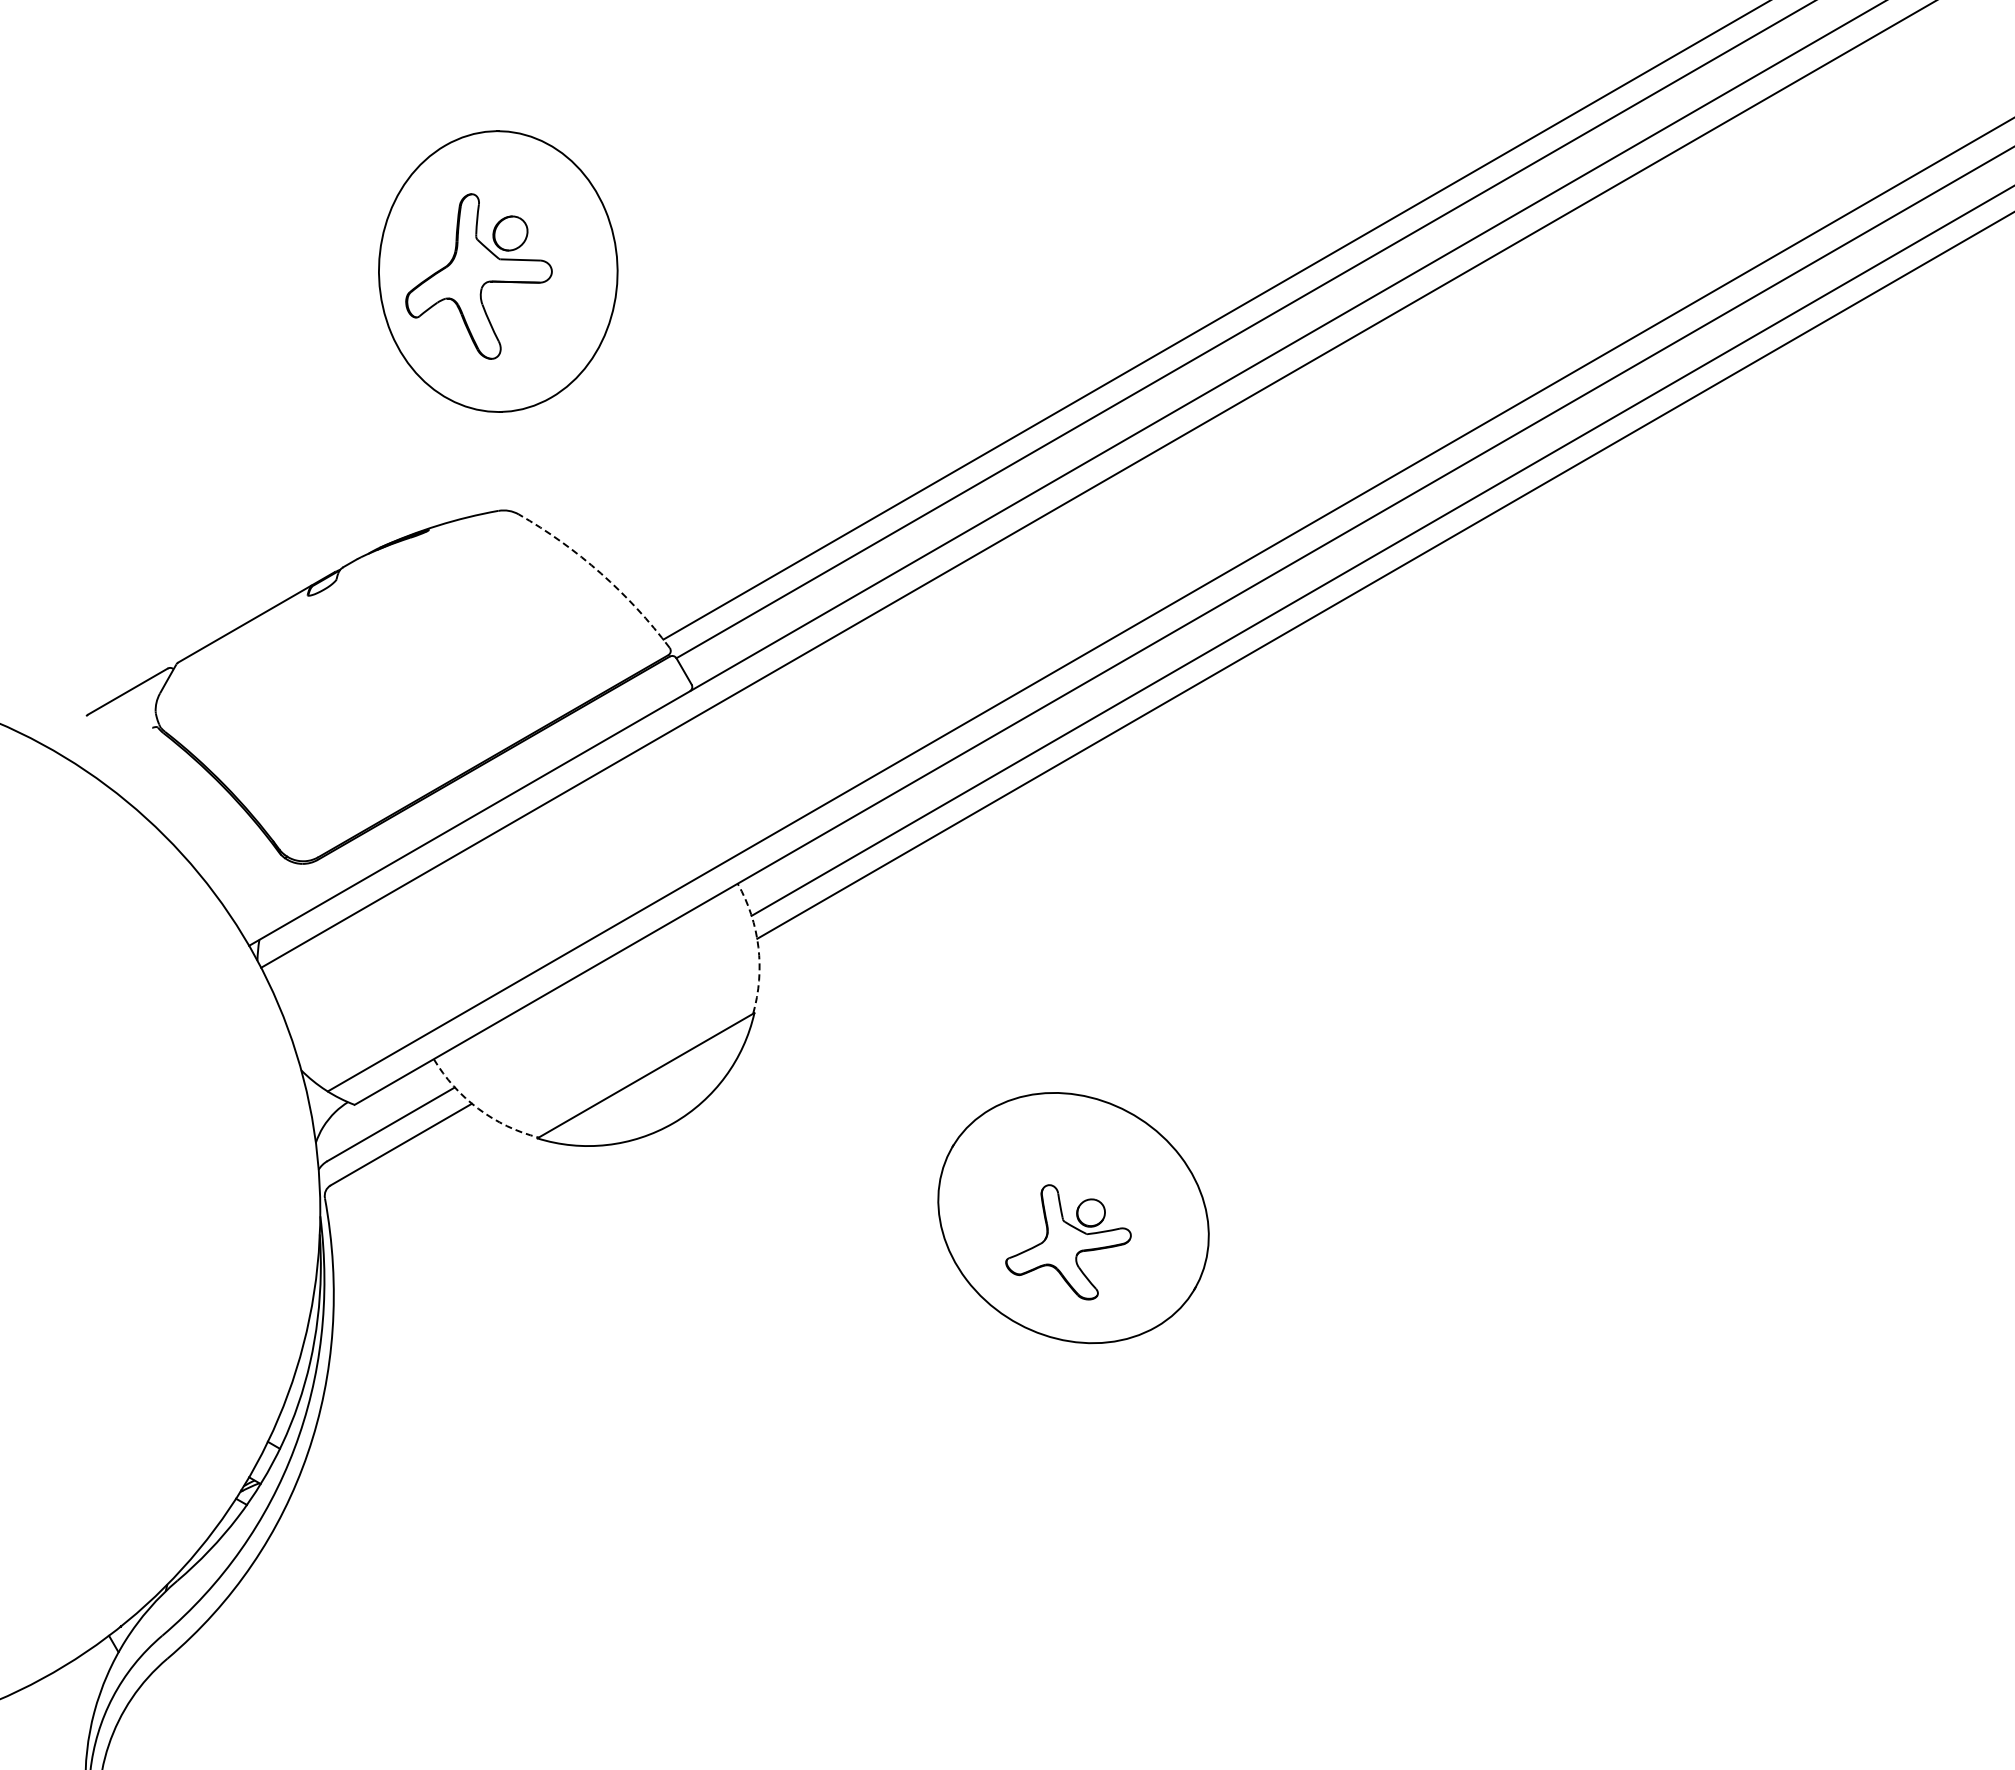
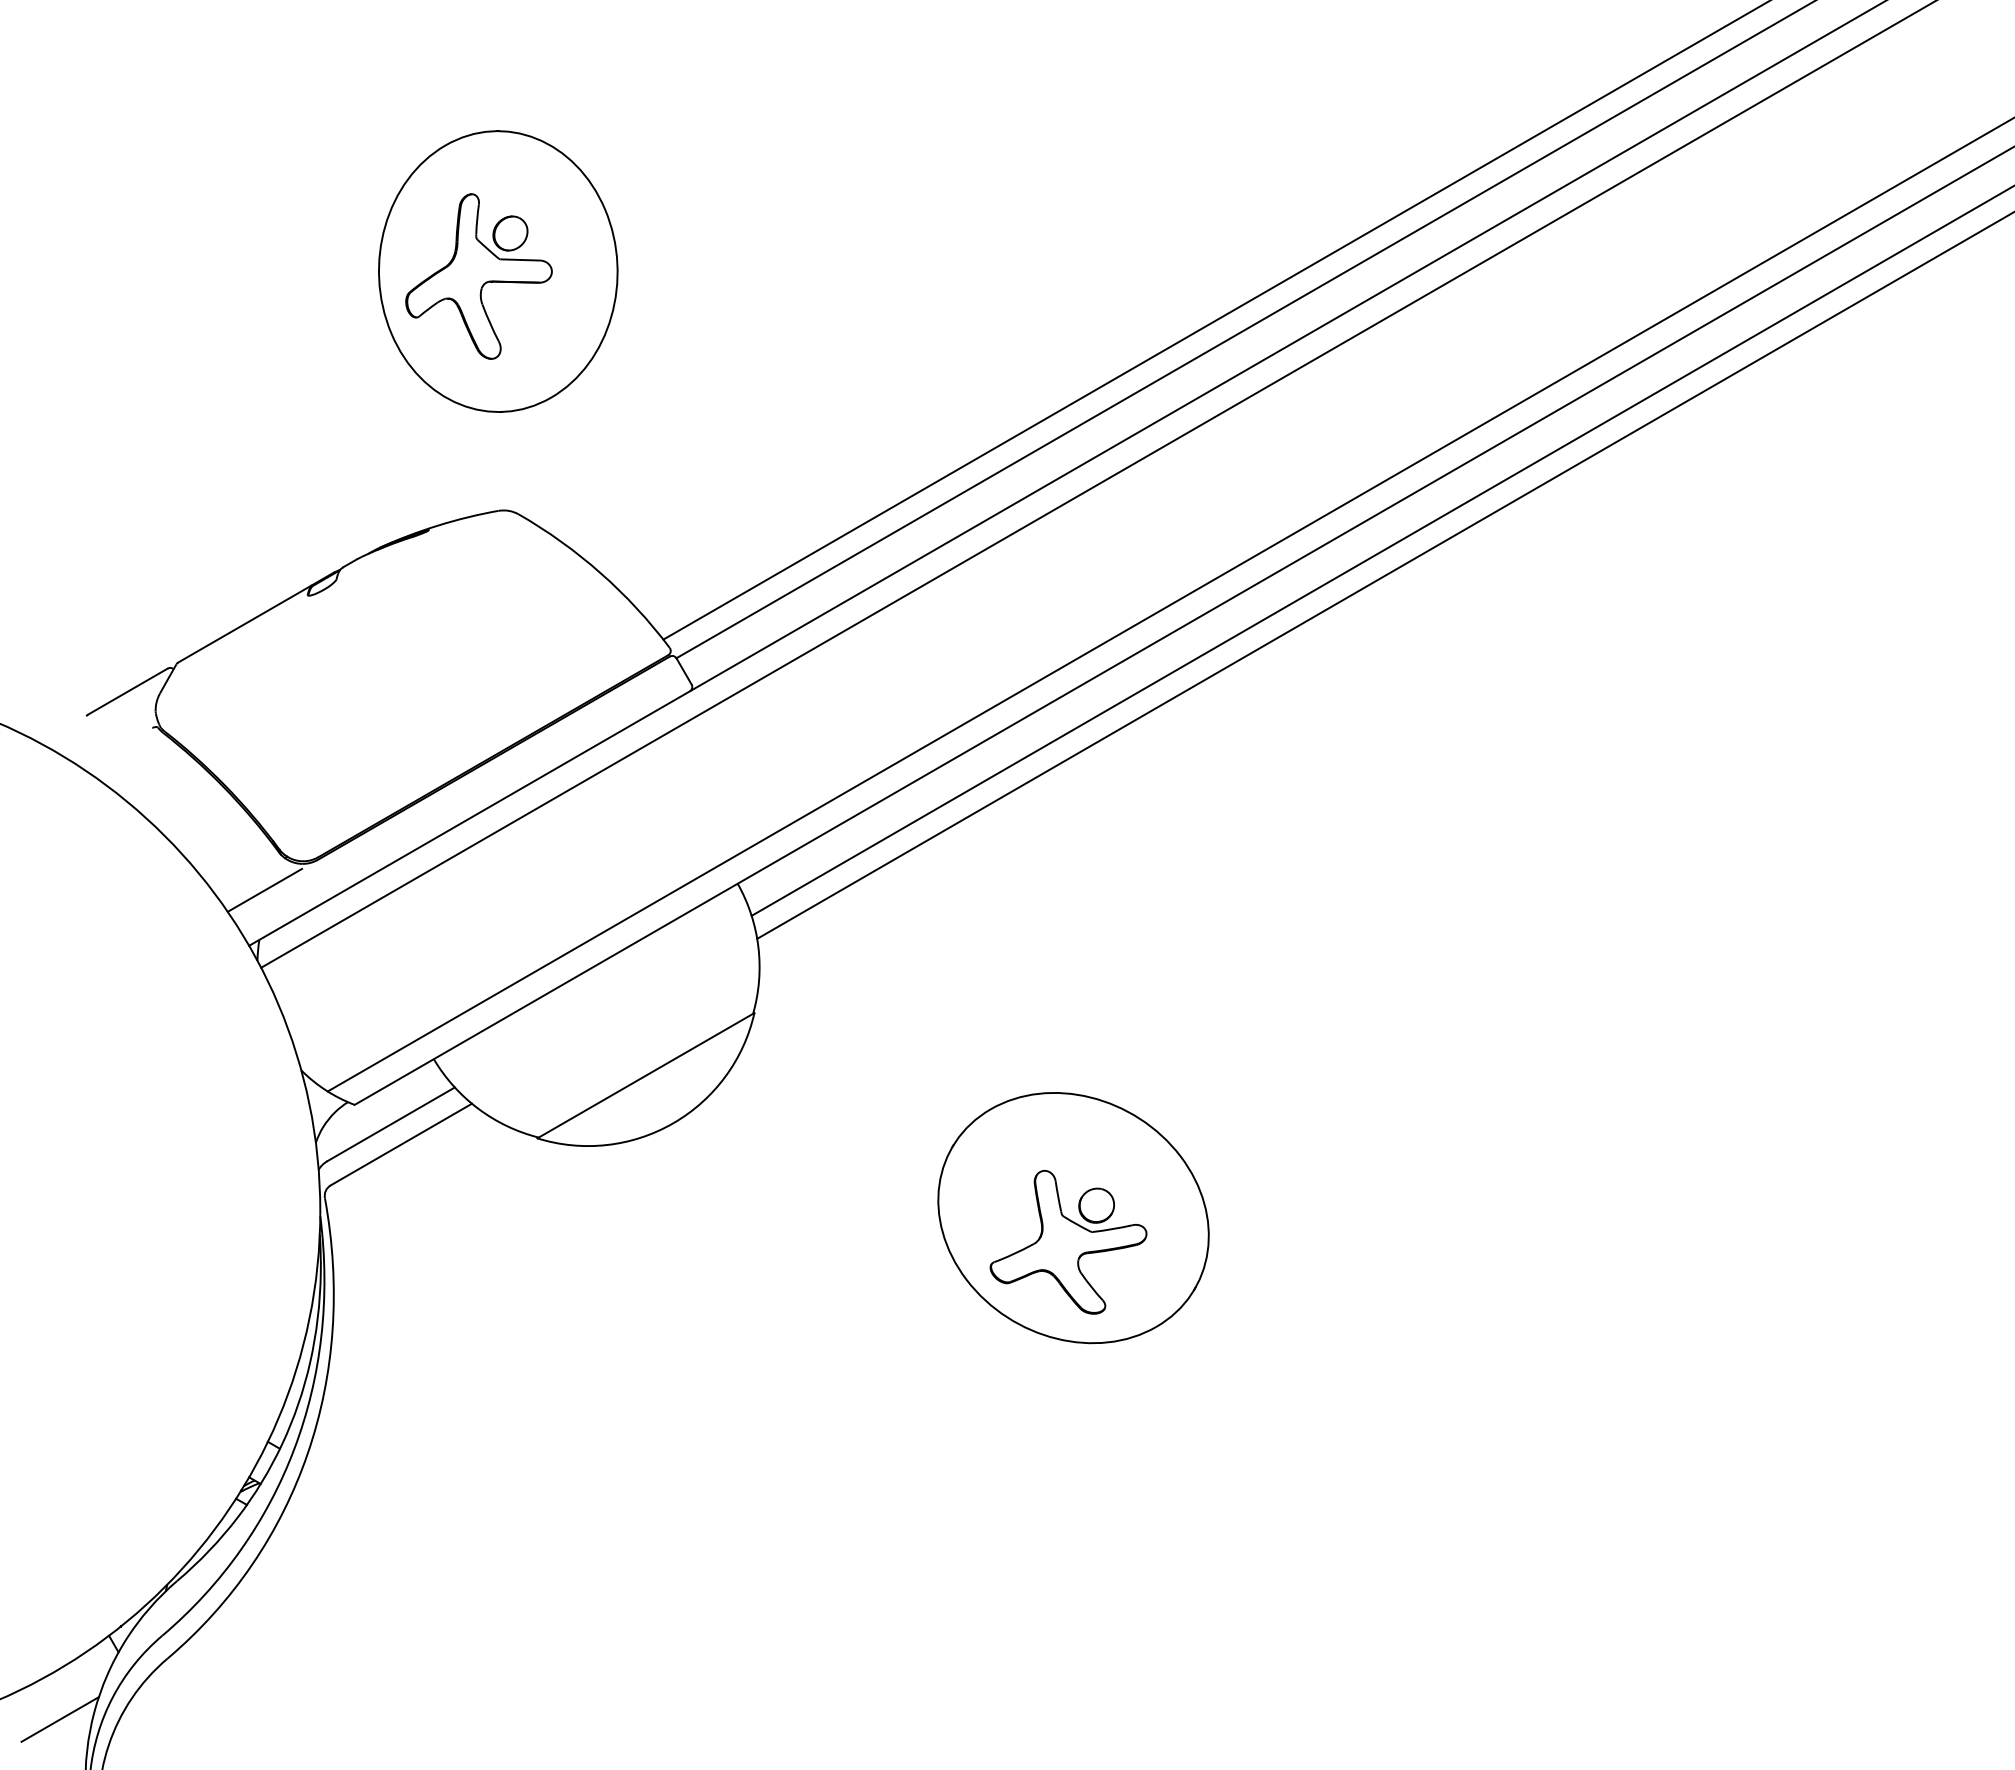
arc: dashed -> solid (601, 573)
line: none -> present (264, 889)
arc: dashed -> solid (758, 947)
arc: dashed -> solid (478, 1108)
part size: 127x117 px -> 159x145 px (1068, 1242)
line: none -> present (59, 1719)
